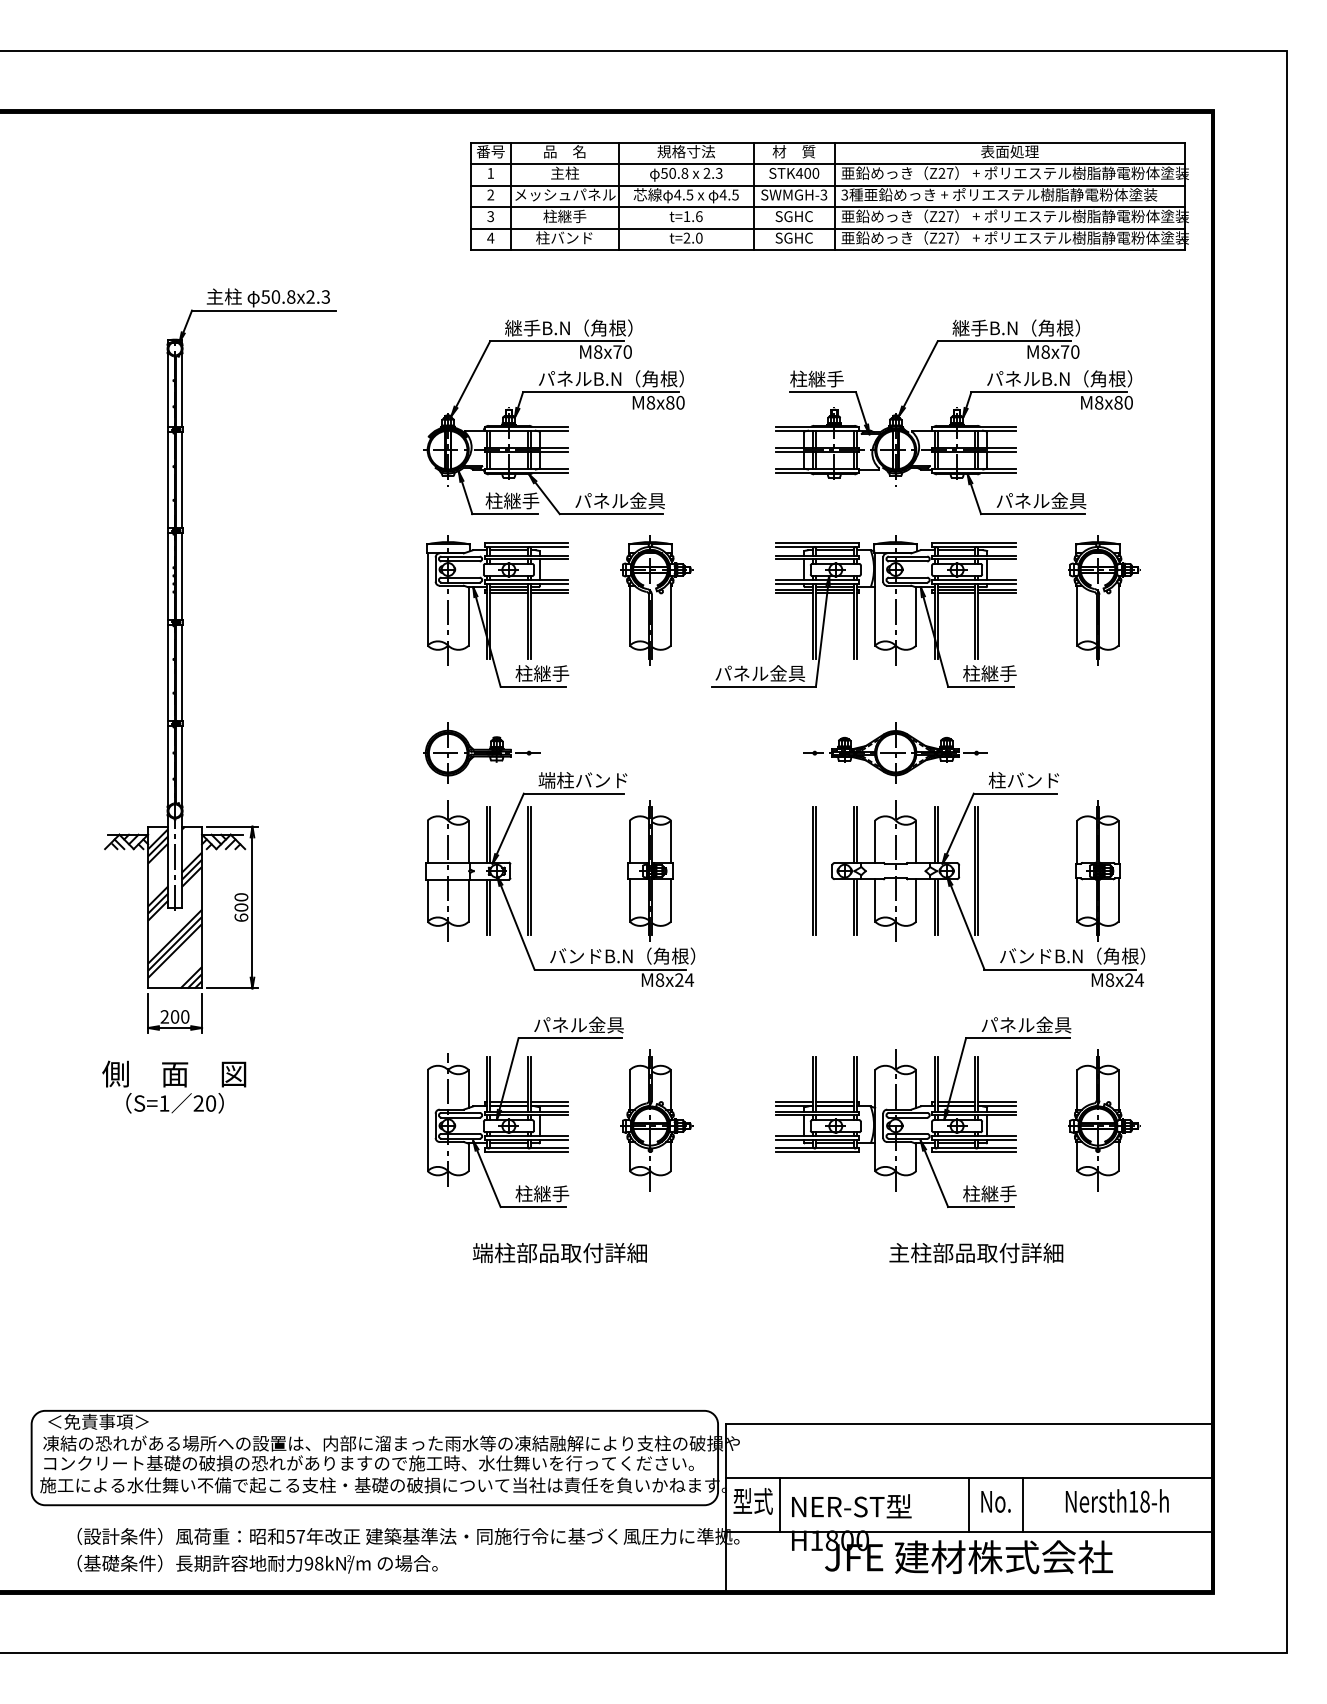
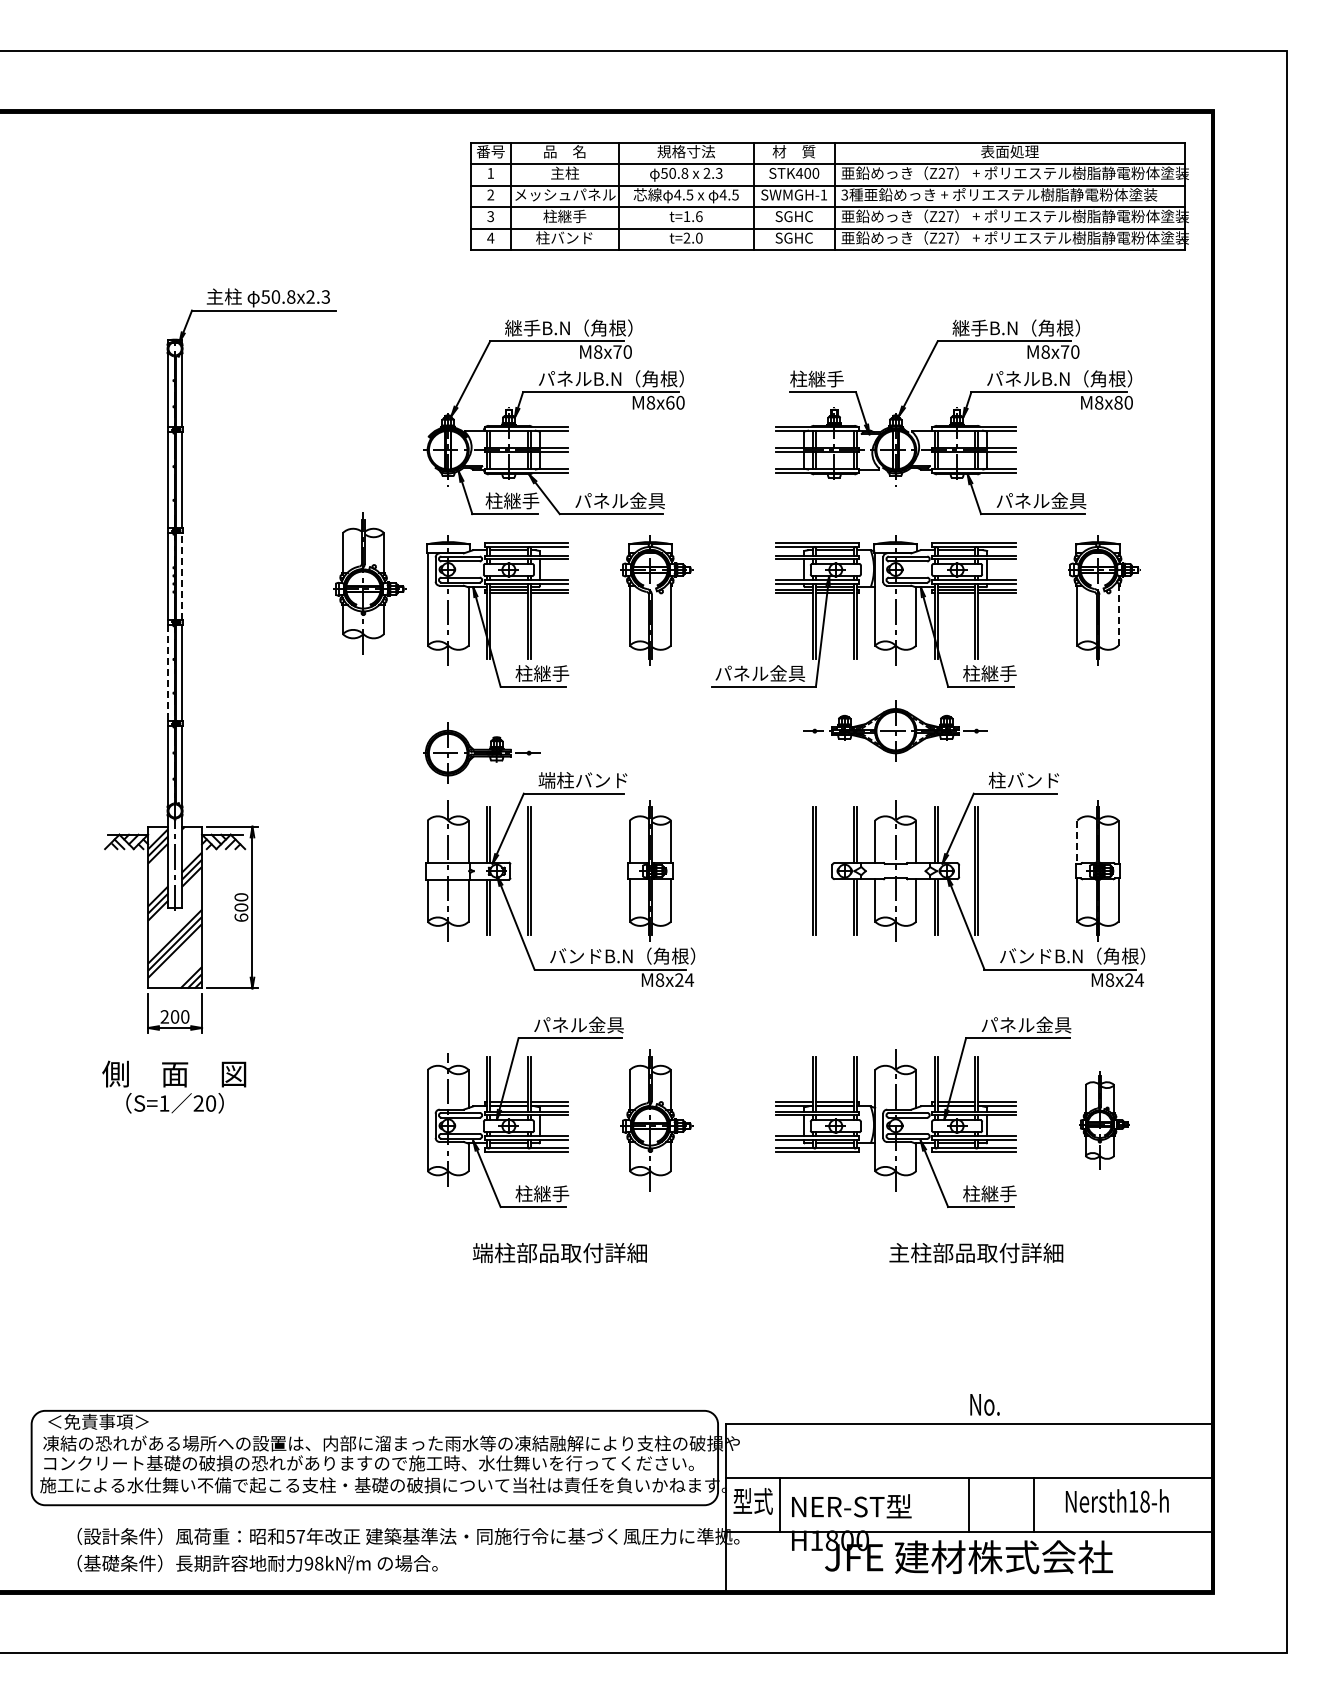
text: SWMGH-3 -> SWMGH-1 (823, 194)
text: M8x80 -> M8x60 (670, 402)
line: solid -> dashed (181, 576)
part: none -> present (369, 583)
line: solid -> dashed (1118, 614)
line: solid -> dashed (168, 673)
part position: (895, 752) -> (895, 730) (895, 730)
line: solid -> dashed (1077, 842)
part size: 73x143 px -> 51x99 px (1104, 1120)
text position: (995, 1501) -> (984, 1404) (984, 1404)
line position: (1022, 1504) -> (1033, 1504) (1033, 1504)
